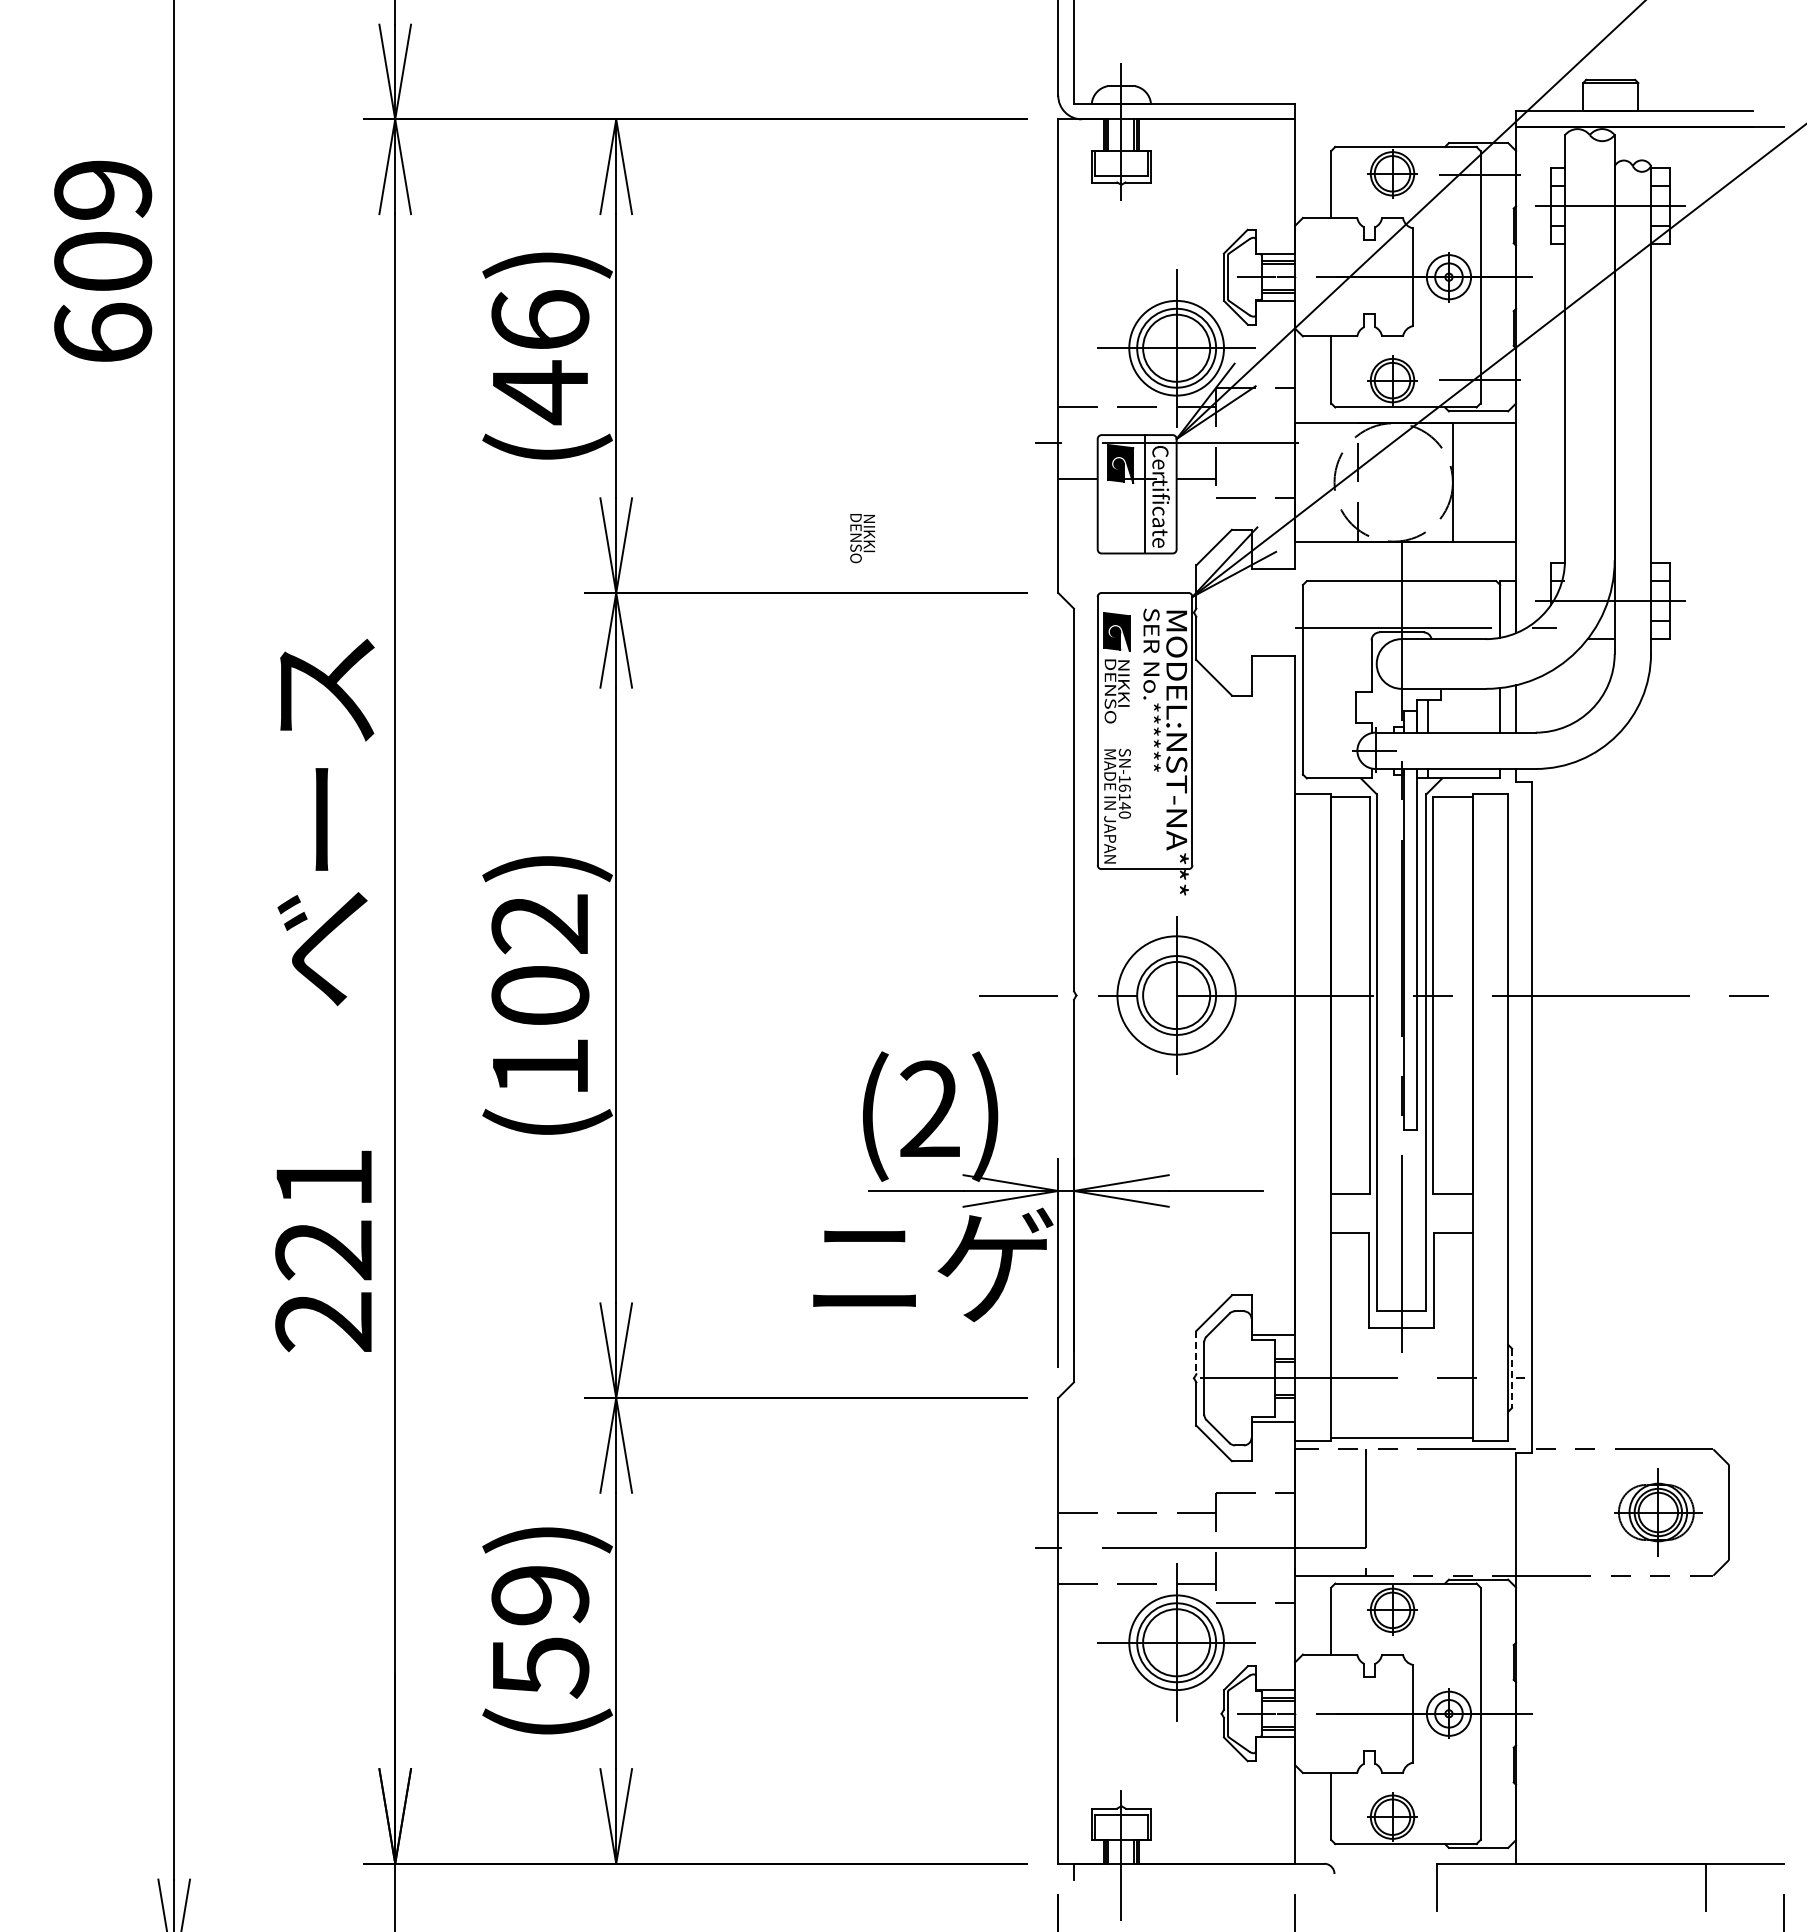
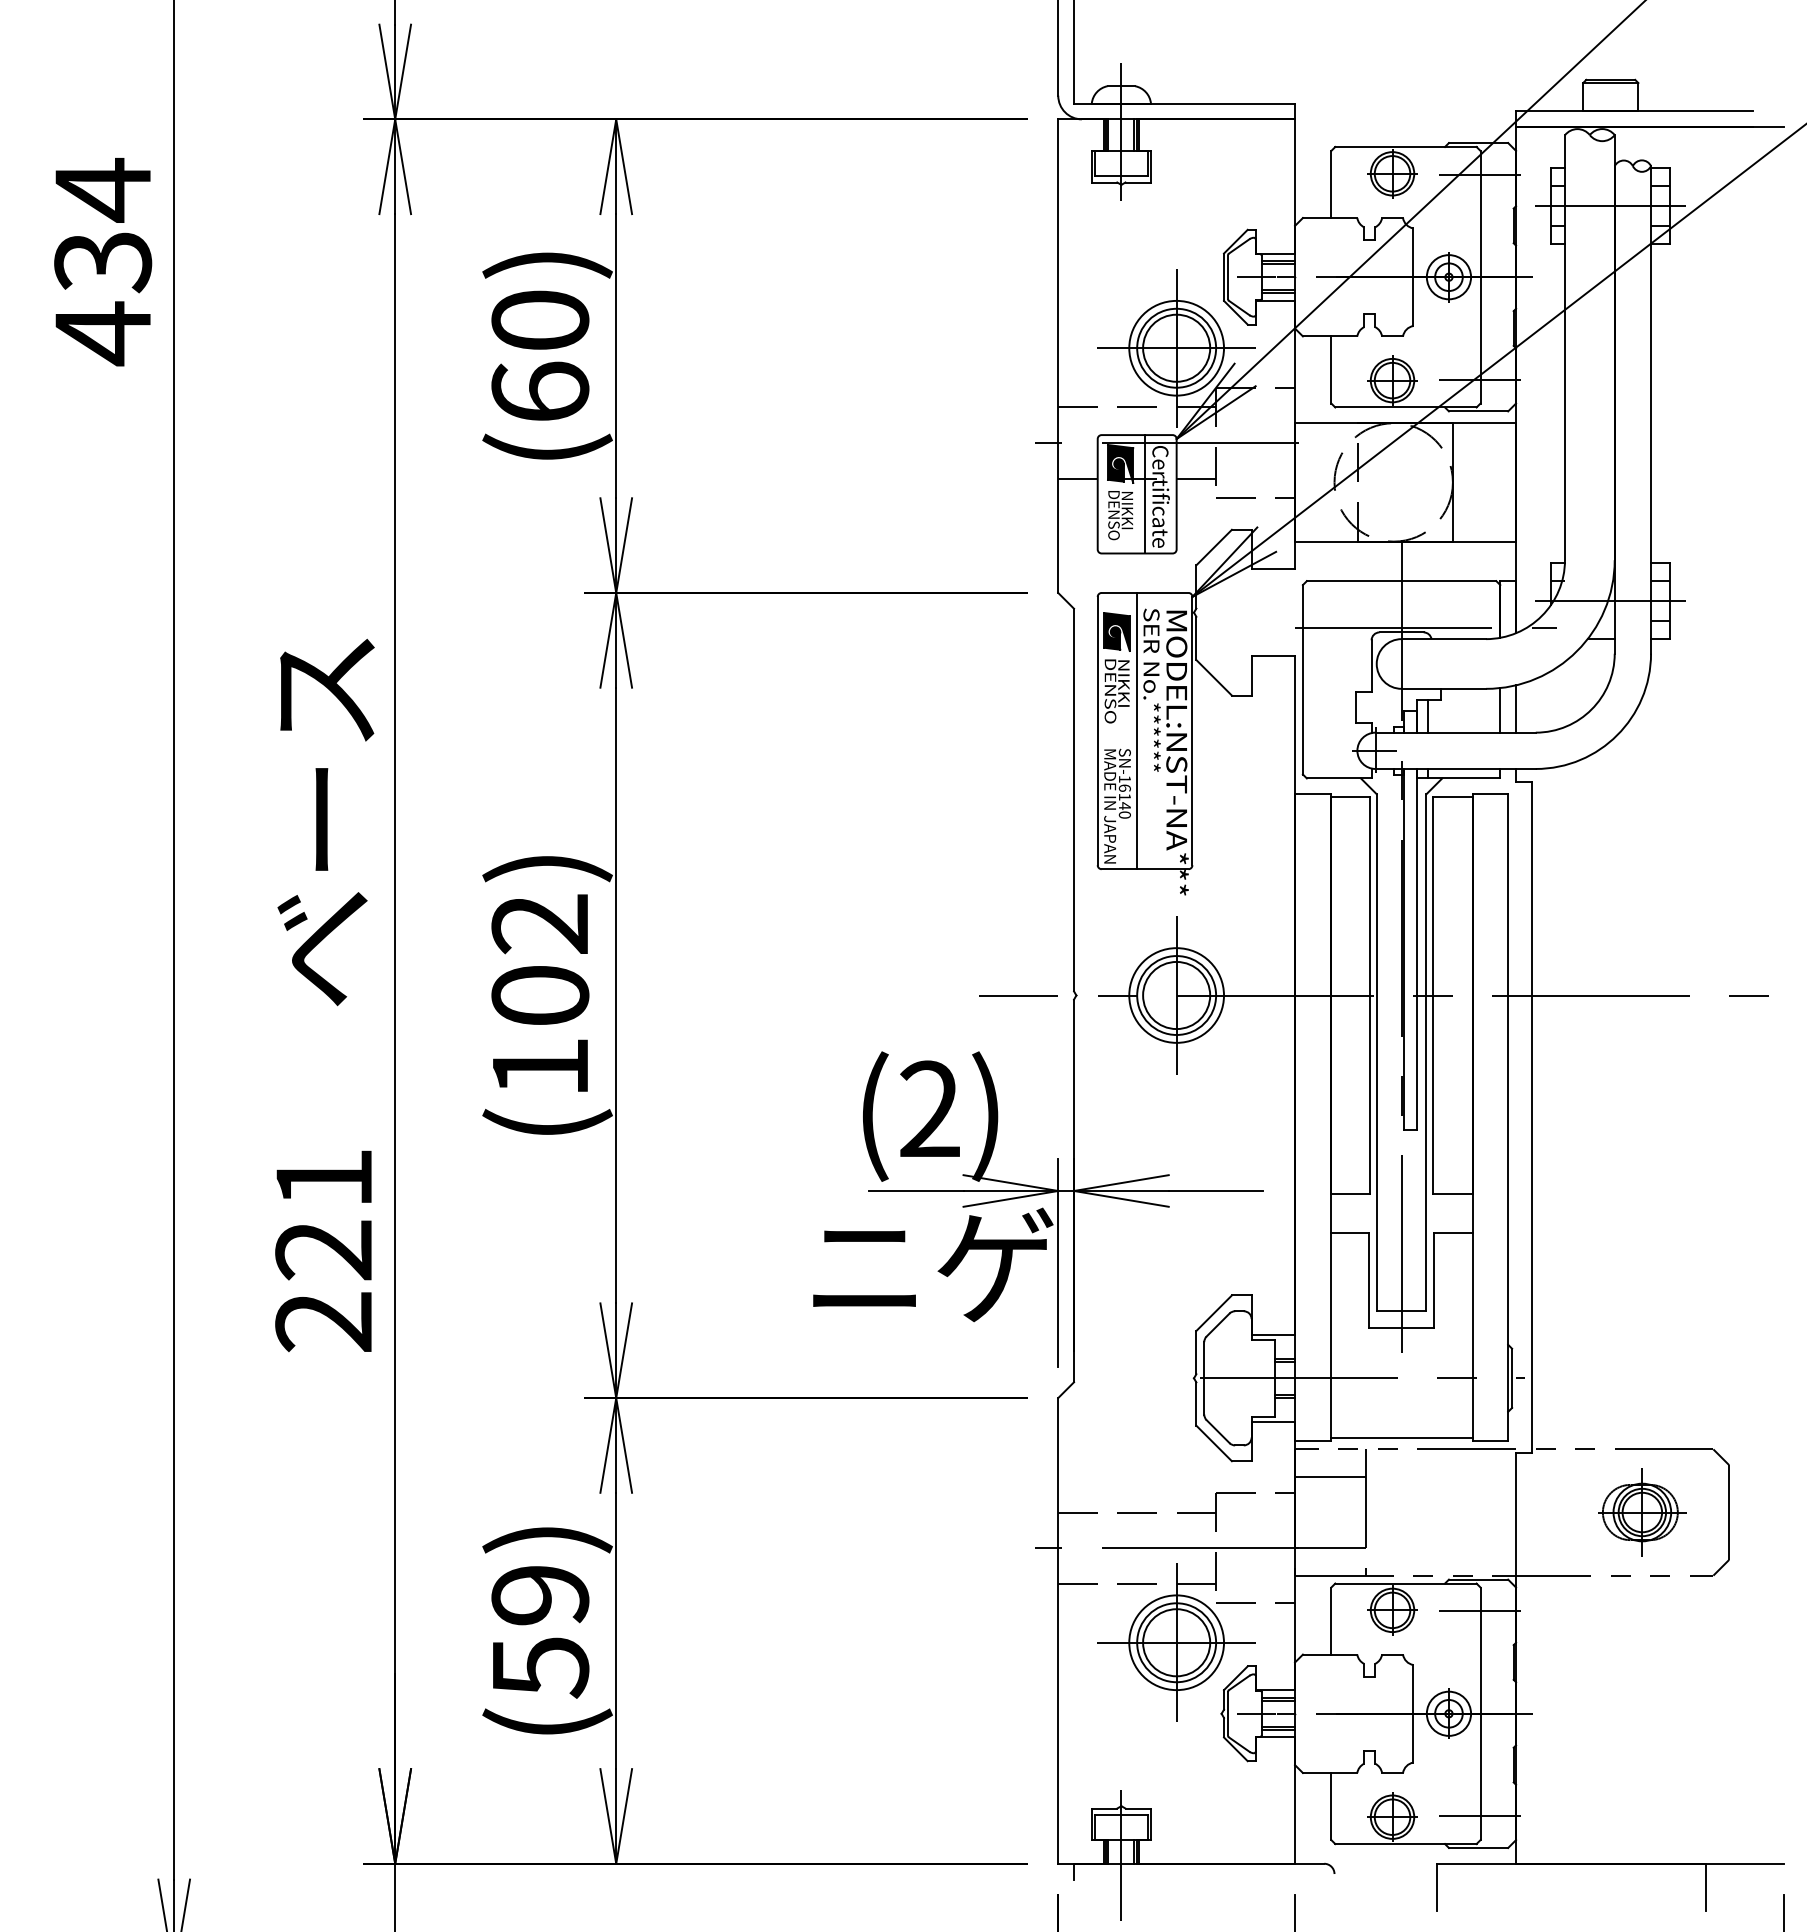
text: 609 -> 434 (103, 261)
text: (46) -> (60) (540, 357)
text position: (862, 538) -> (1120, 515) (1120, 515)
line: none -> present (1137, 730)
circle diameter: 118 px -> 95 px (1176, 995)
line: dashed -> solid (1196, 1352)
line: dashed -> solid (1512, 1378)
line: none -> present (1330, 1477)
part position: (1658, 1512) -> (1642, 1512) (1642, 1512)
line: none -> present (1479, 1611)
line: none -> present (1479, 1816)
